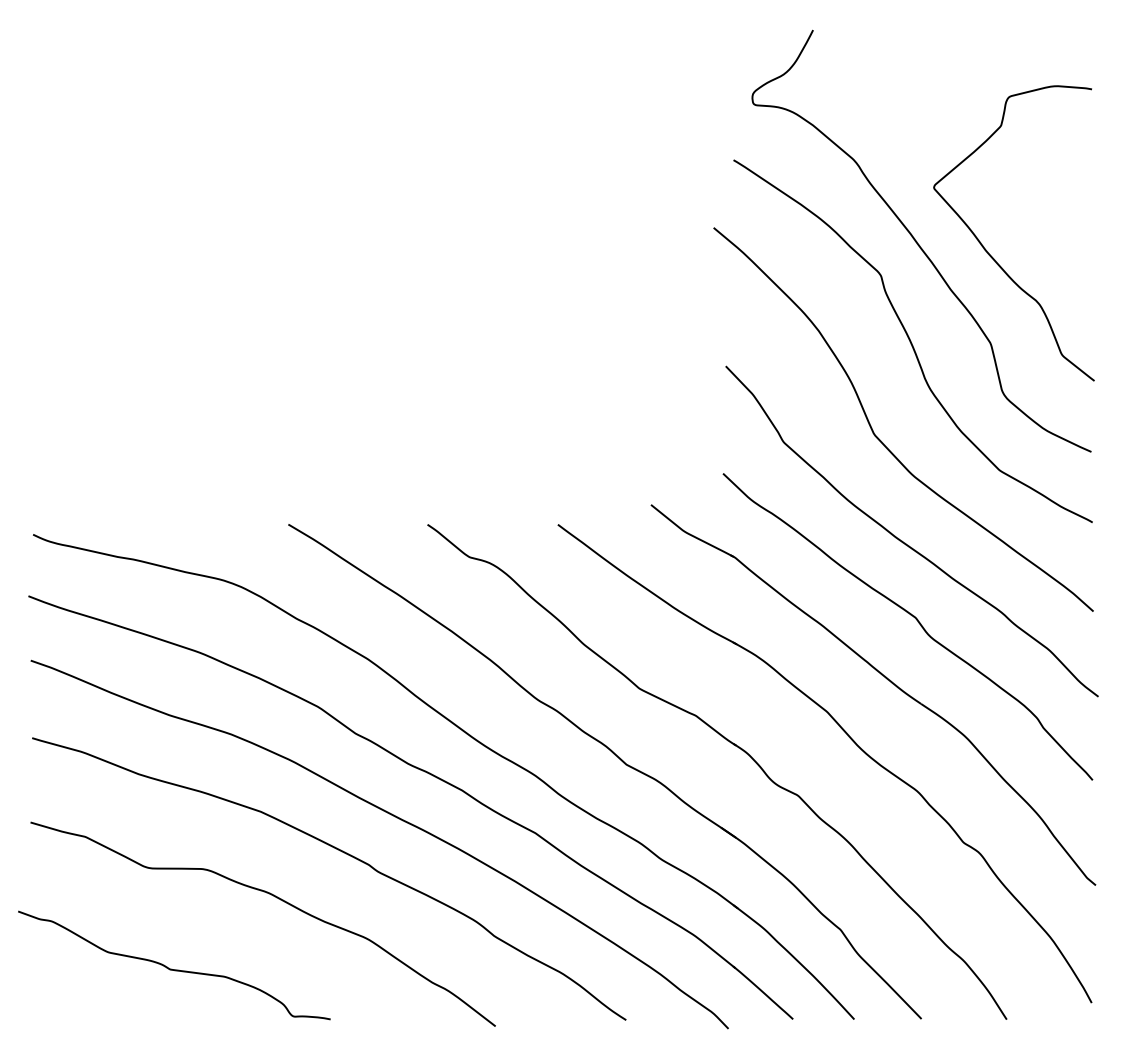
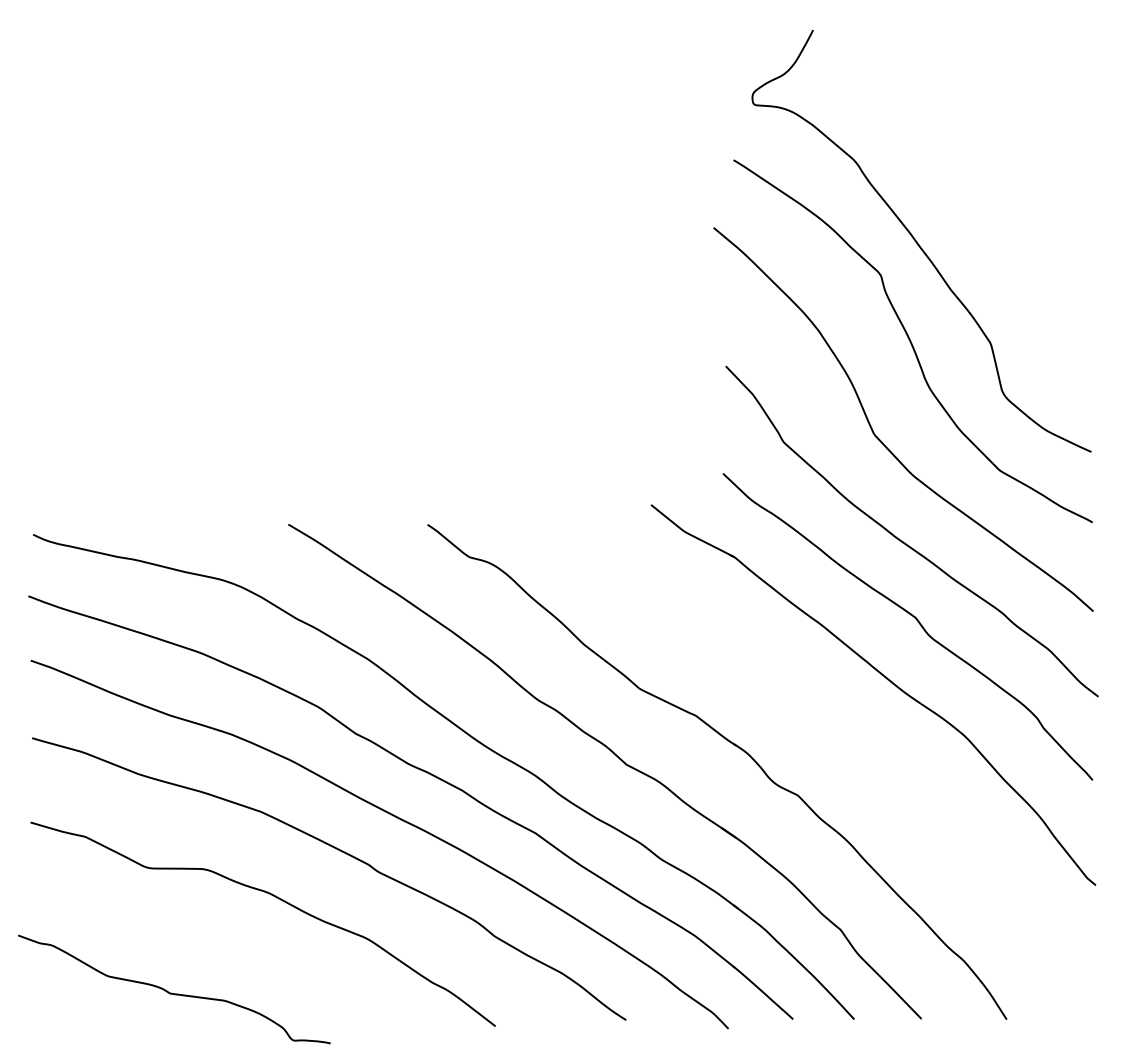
curve: present -> none (987, 250)
part: present -> none (849, 738)
curve position: (174, 969) -> (174, 993) (174, 993)
